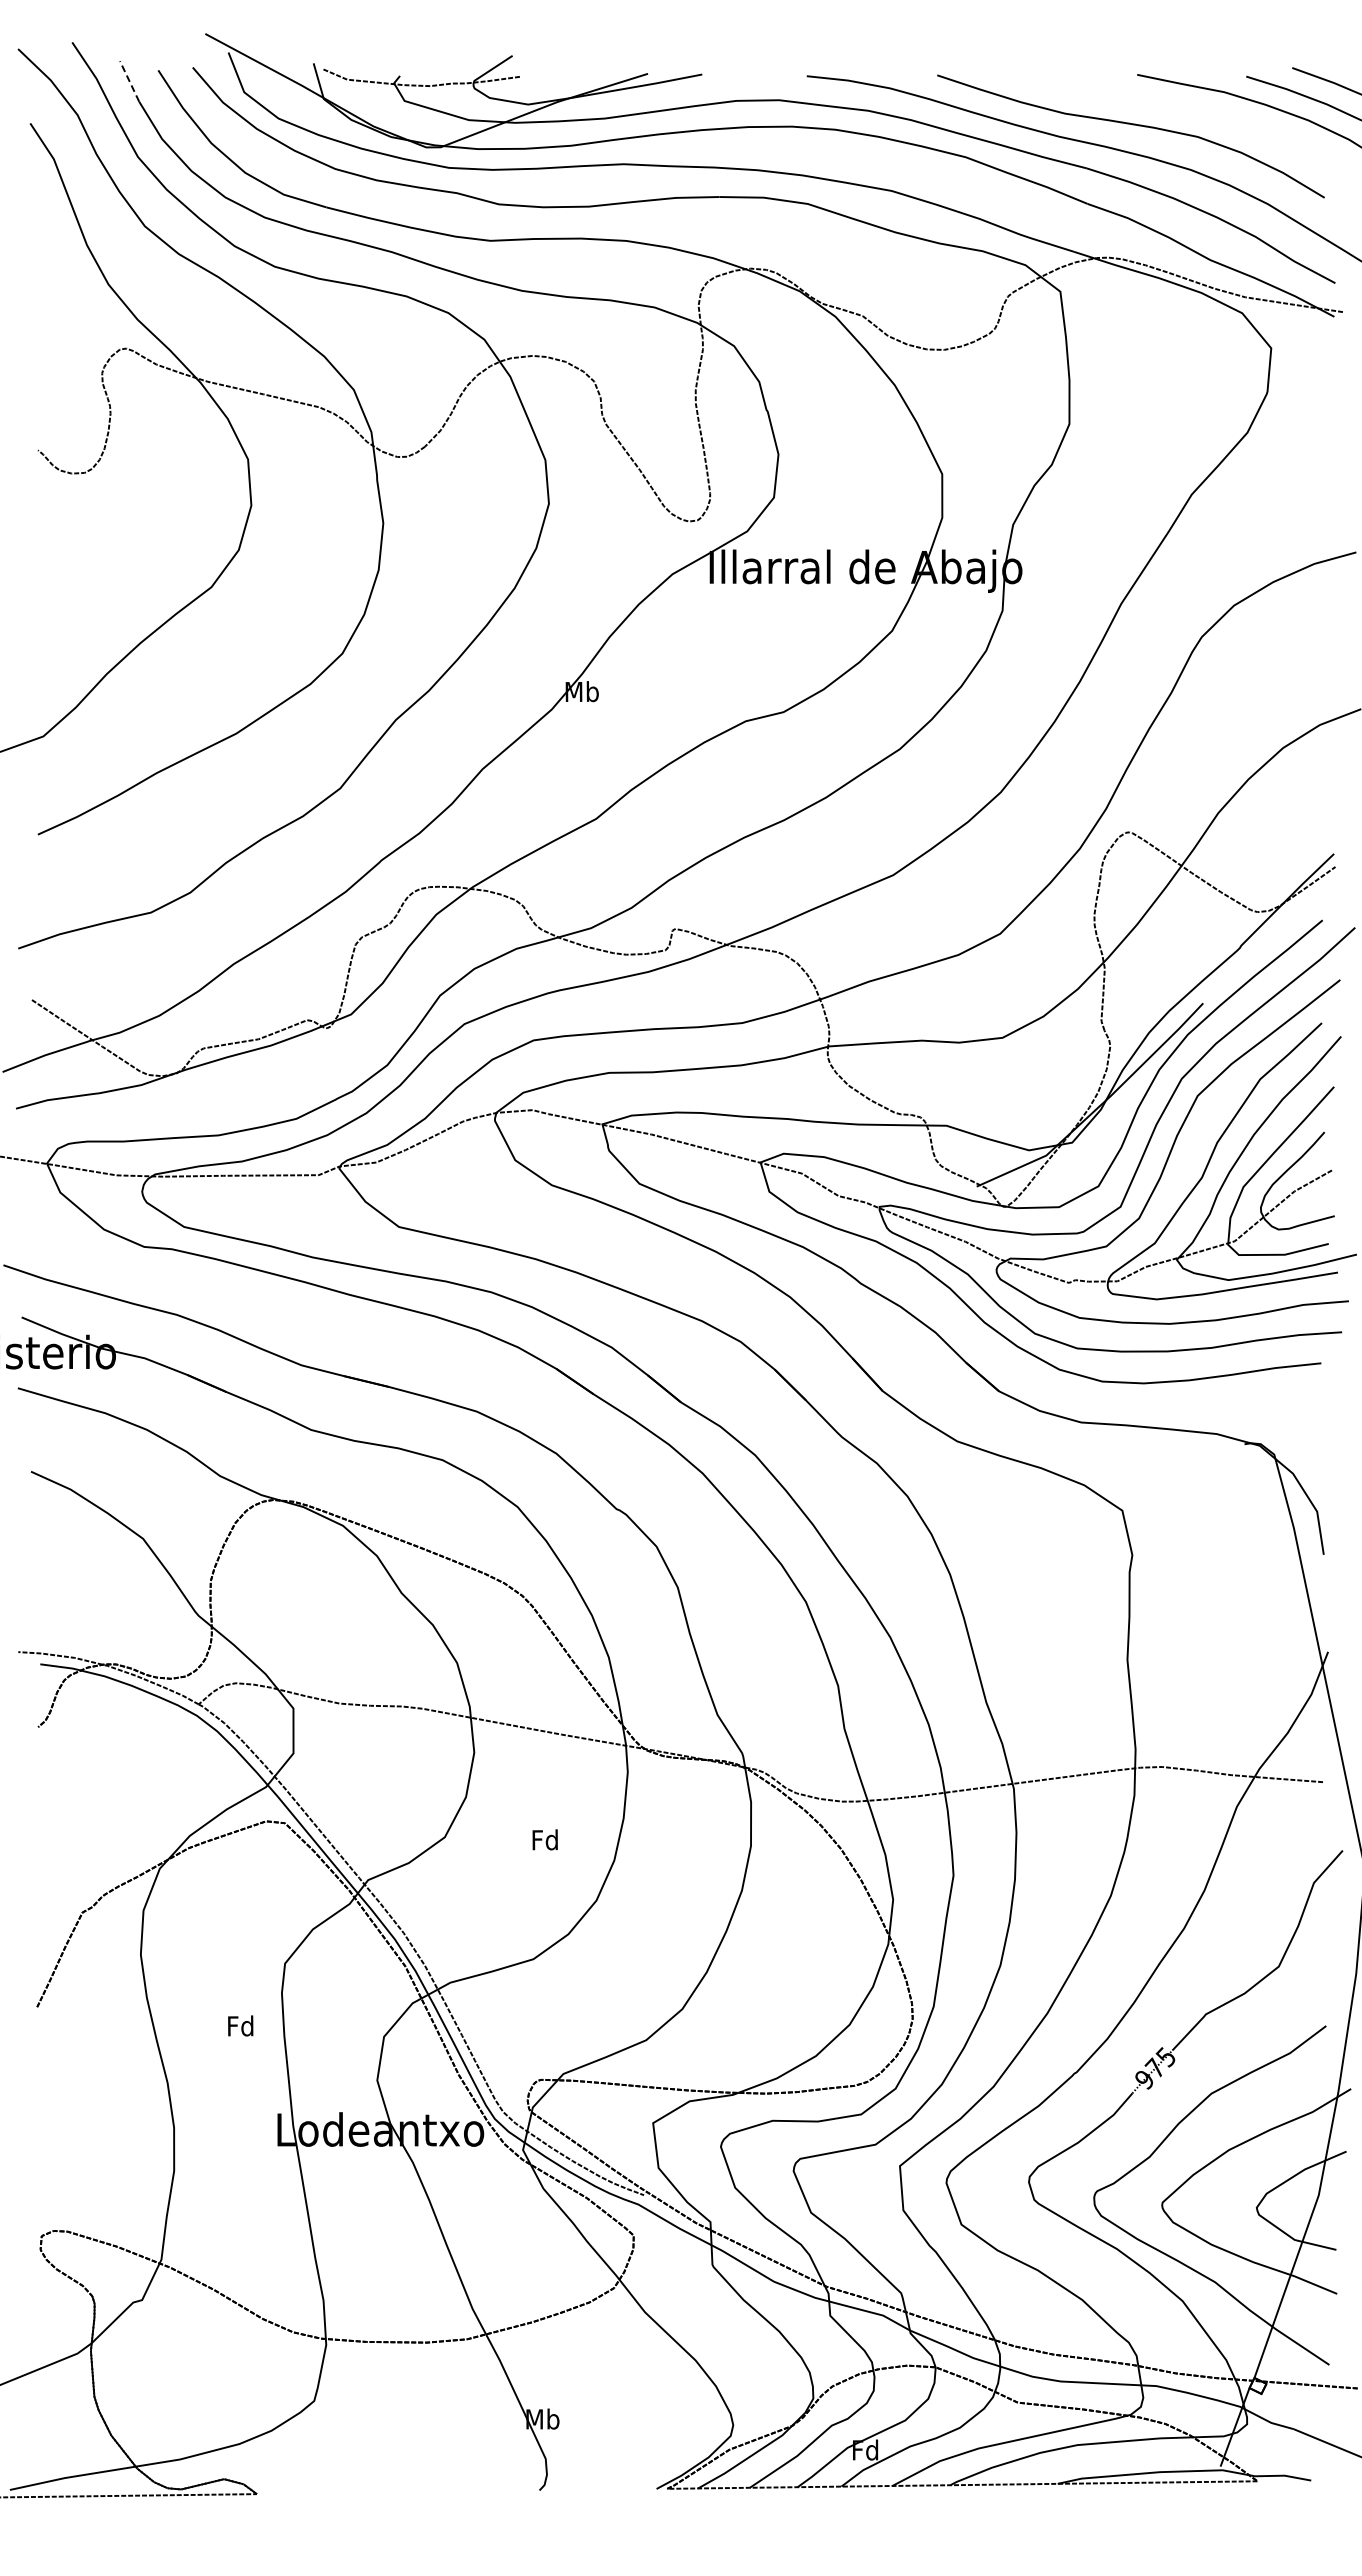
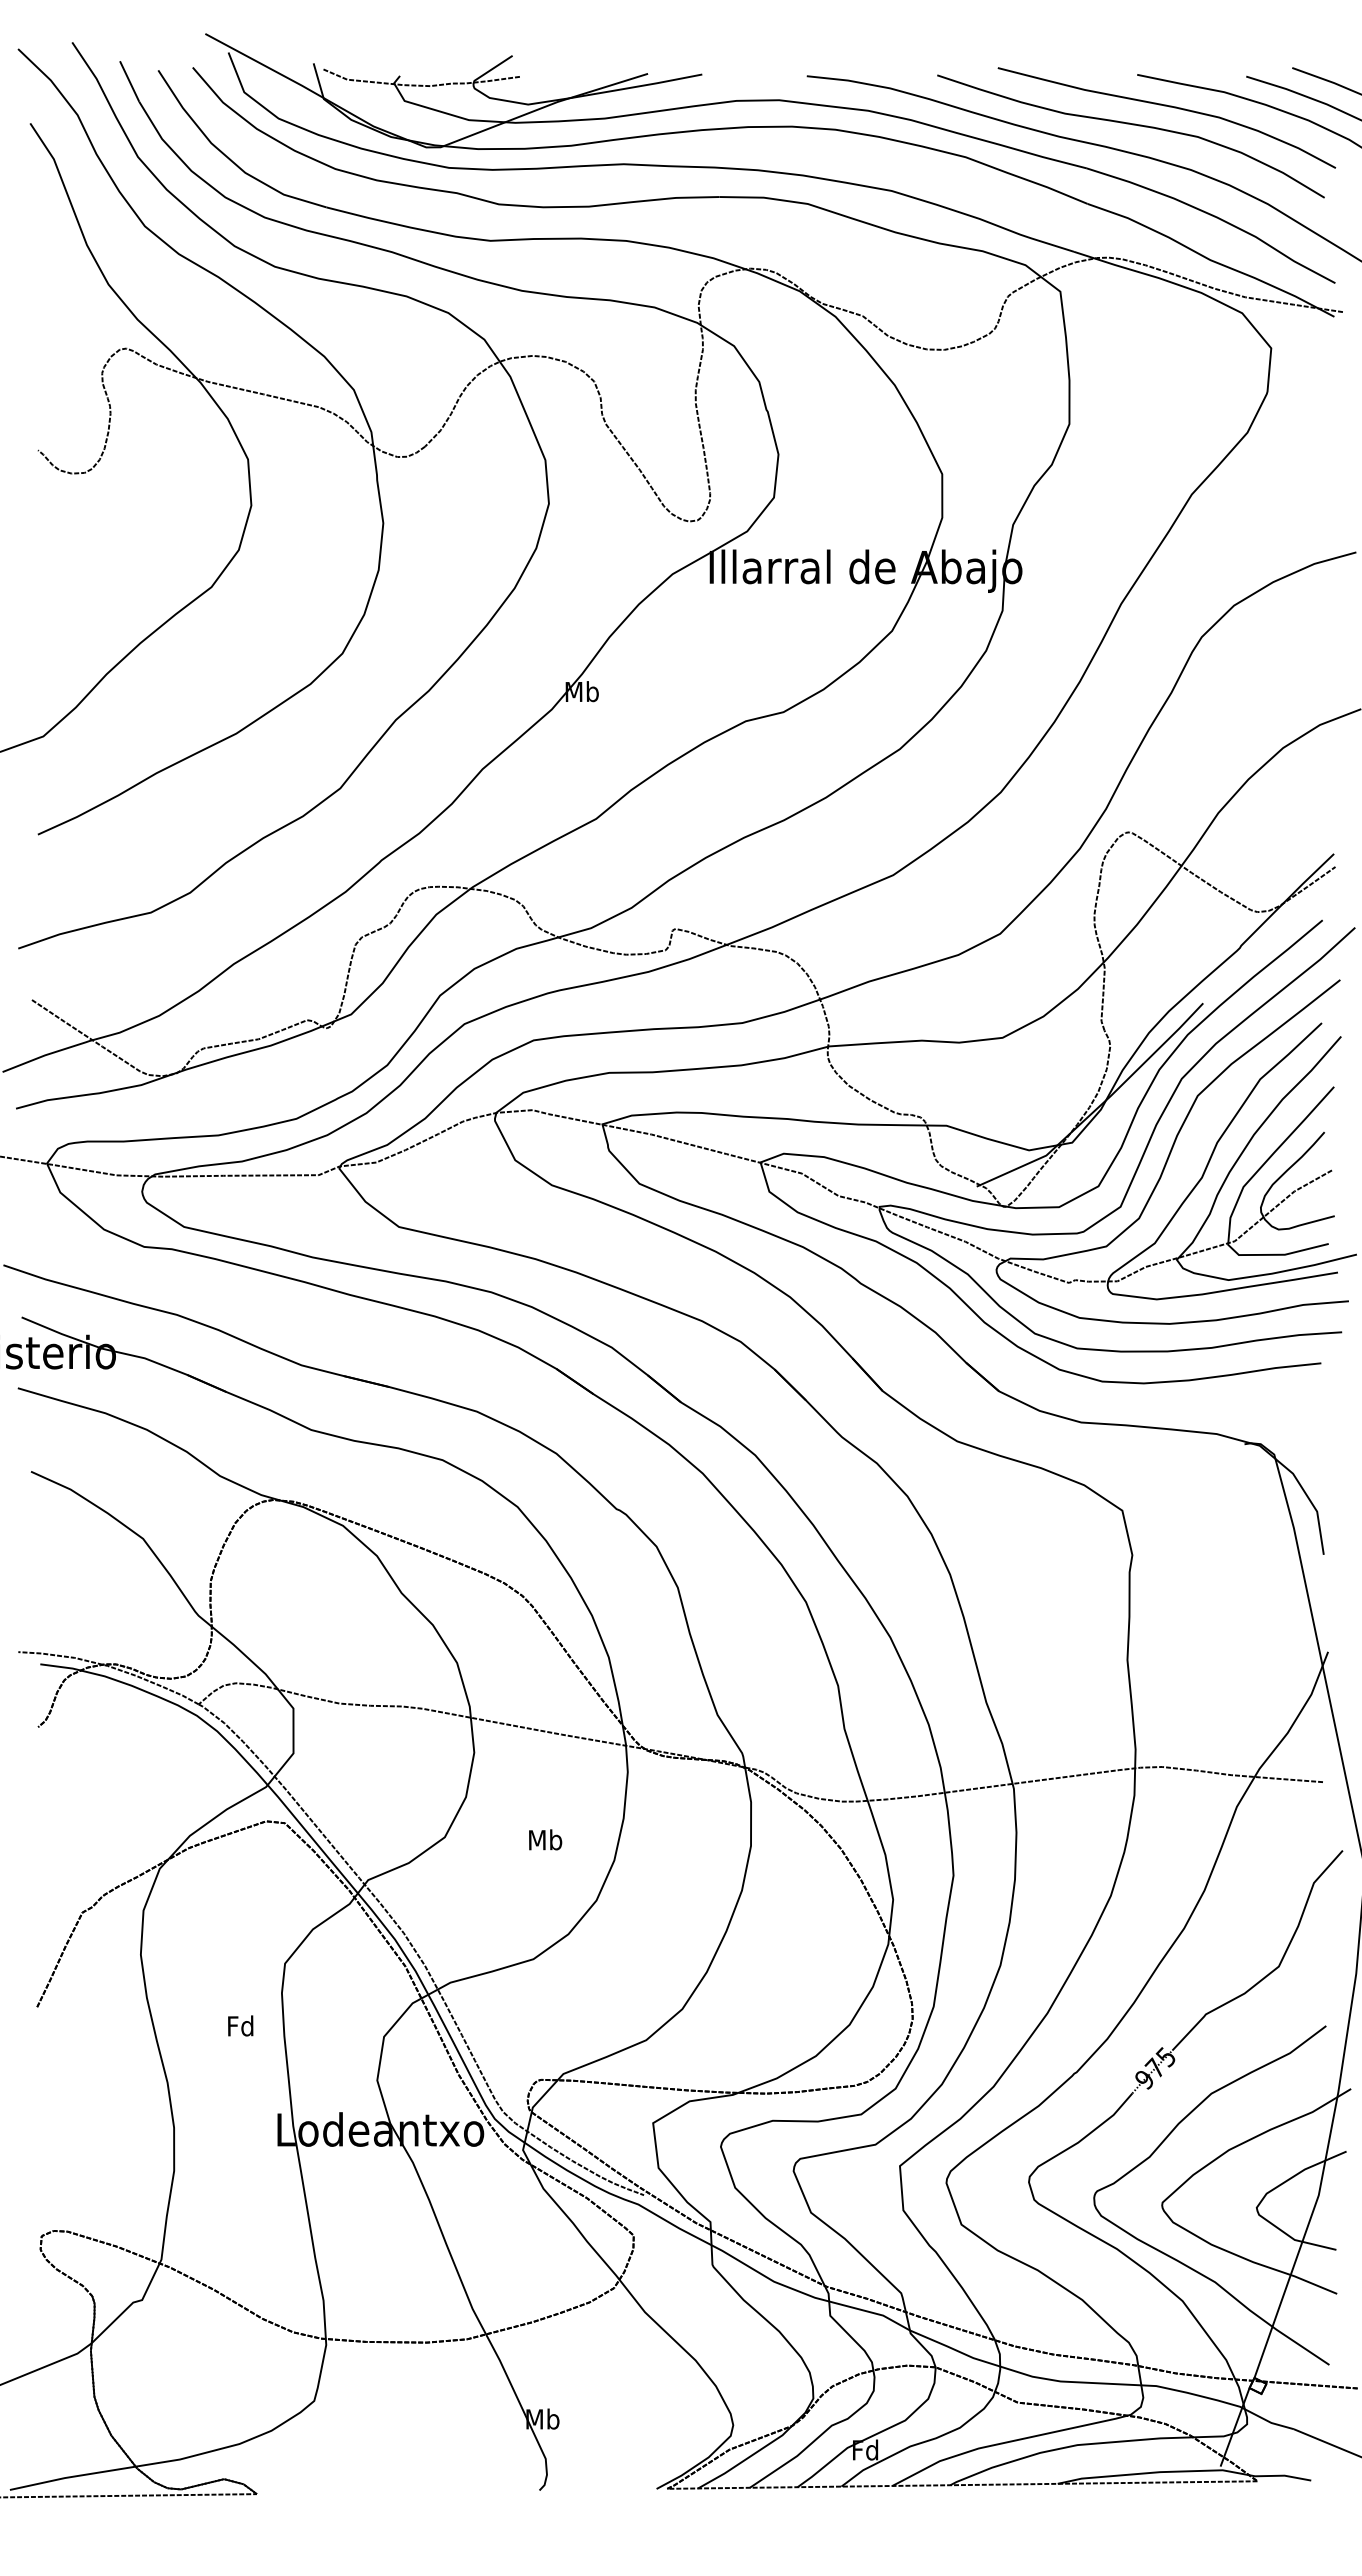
line: dashed -> solid (129, 81)
curve: none -> present (1169, 107)
text: Fd -> Mb (545, 1839)
